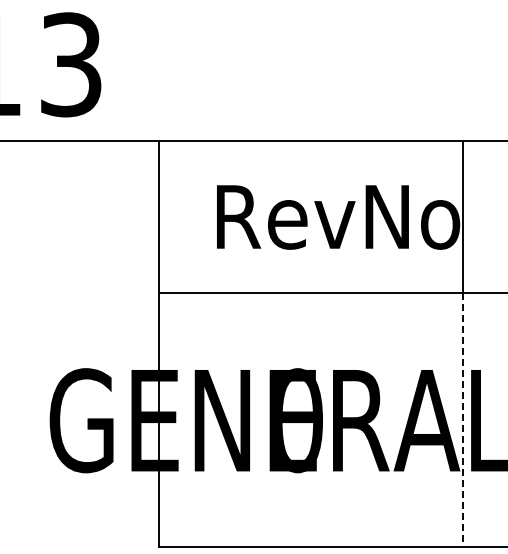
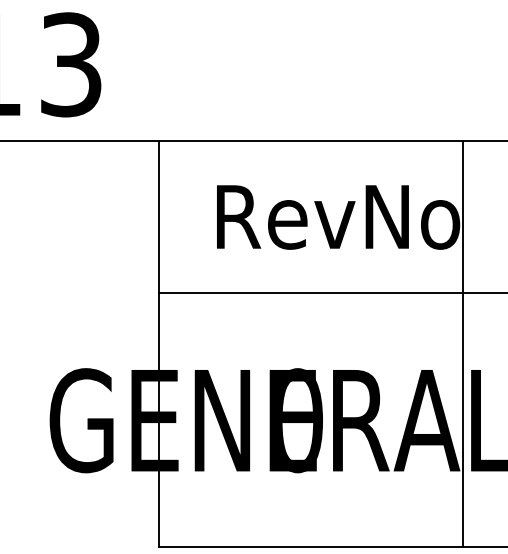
line: dashed -> solid (462, 419)
